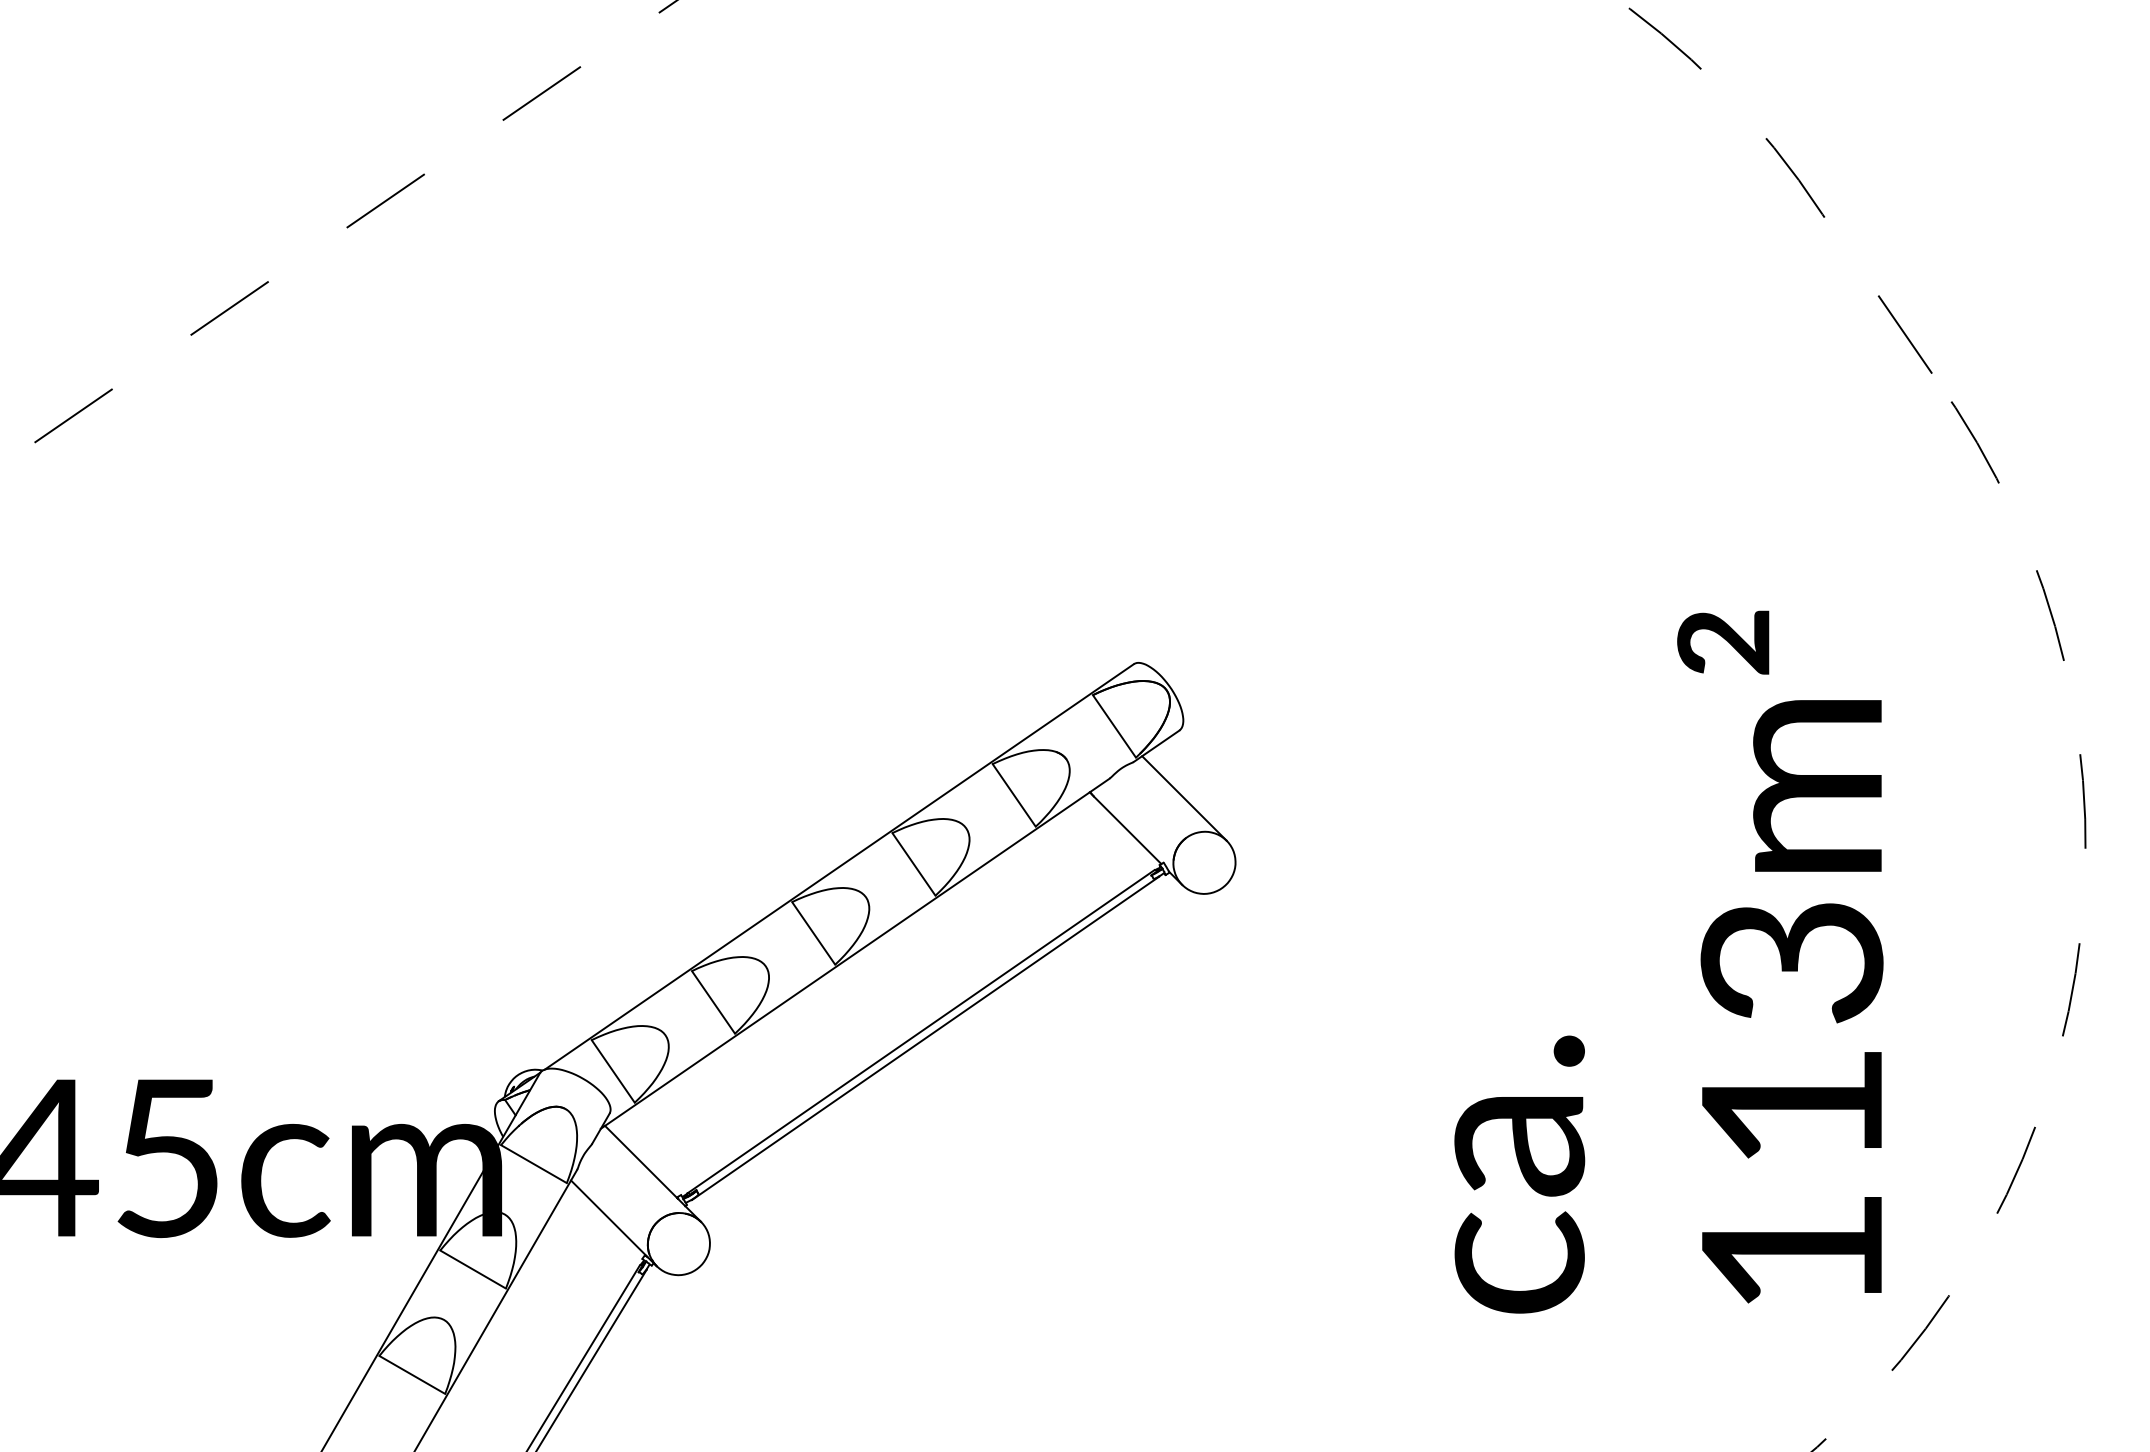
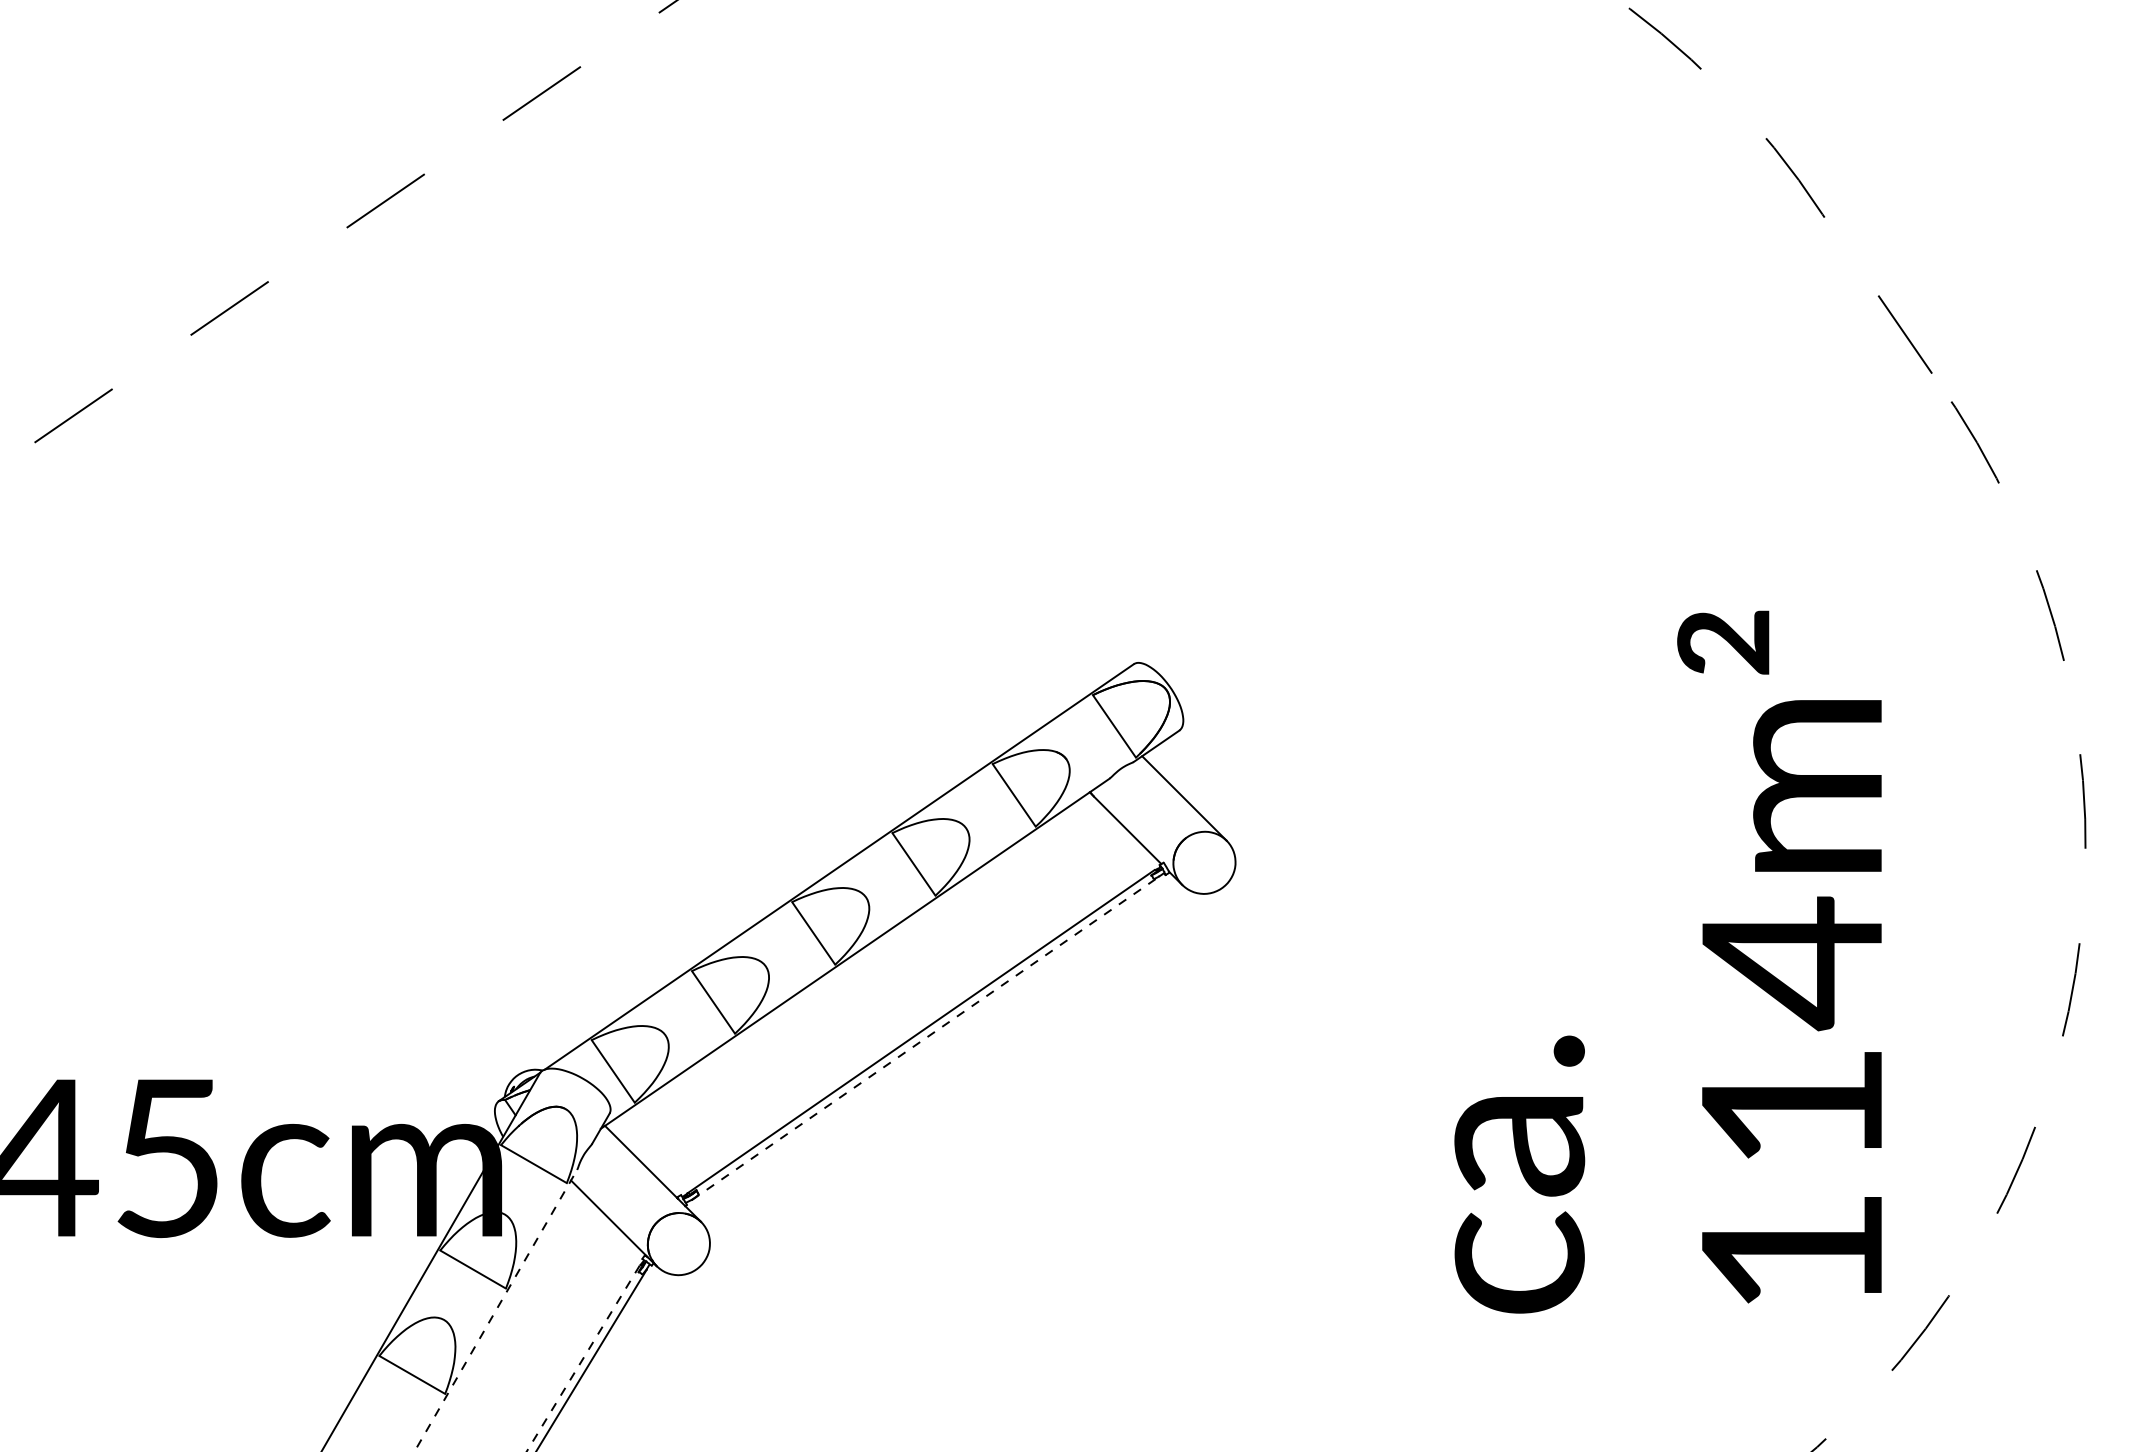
text: 113m² -> 114m² (1791, 963)
line: solid -> dashed (925, 1038)
line: solid -> dashed (495, 1310)
line: solid -> dashed (583, 1358)
